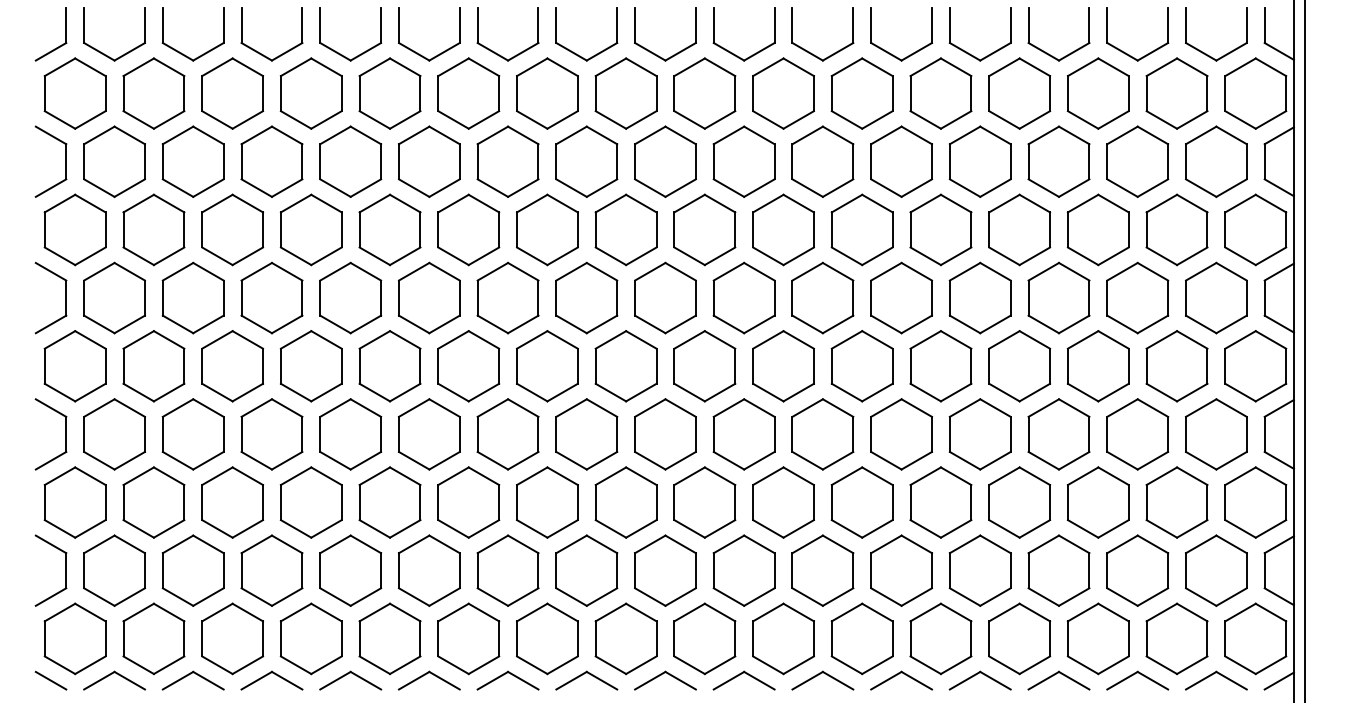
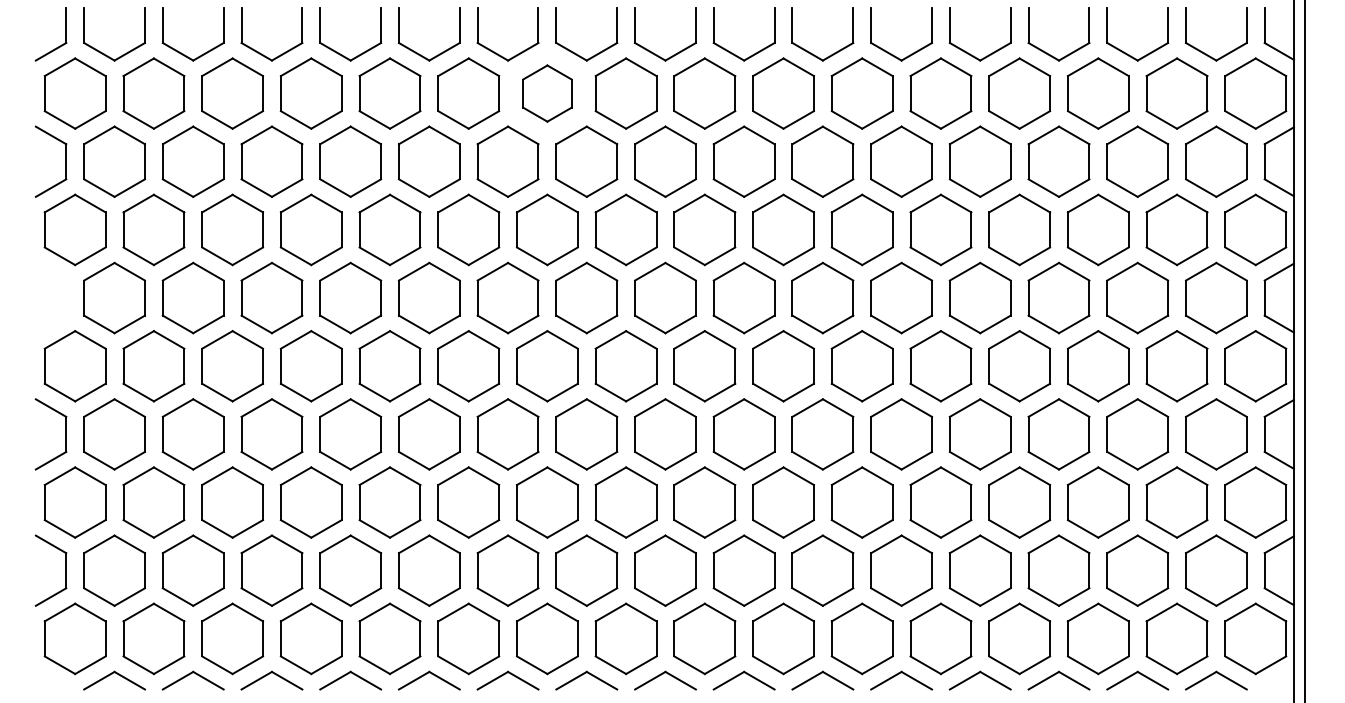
part size: 63x73 px -> 51x59 px (547, 93)
part: present -> none (65, 297)
line: present -> none (50, 680)
line: present -> none (1278, 680)
